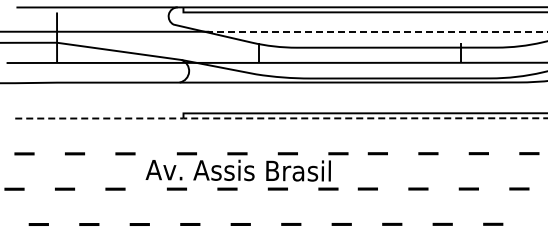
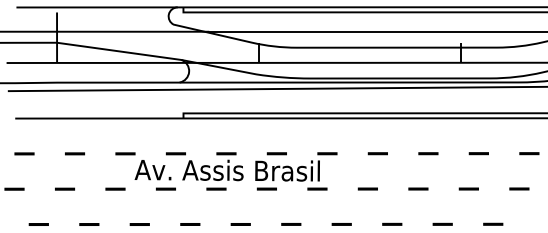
line: dashed -> solid (378, 31)
line: none -> present (276, 88)
line: dashed -> solid (280, 118)
text position: (246, 171) -> (235, 171) (235, 171)
